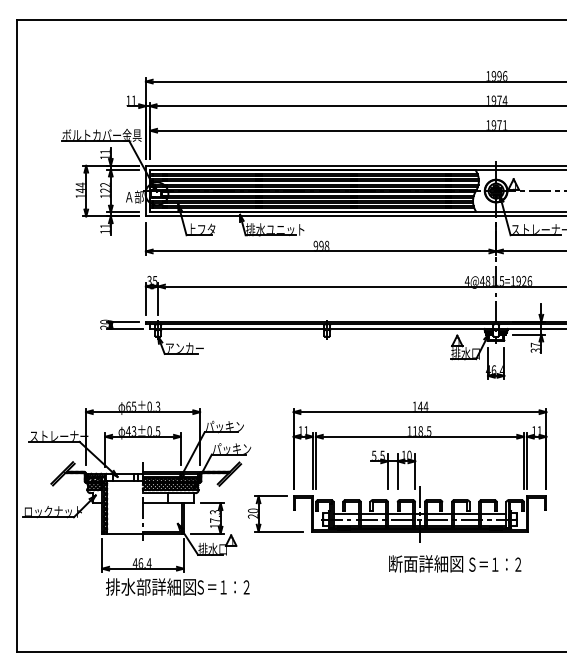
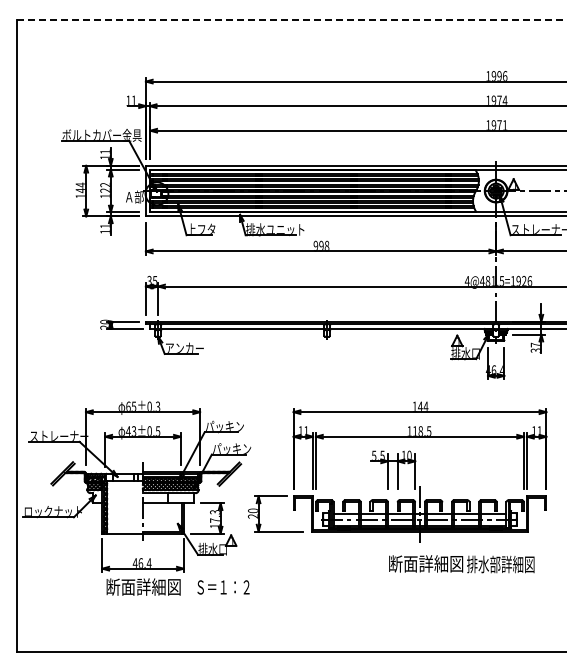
line: solid -> dashed (291, 20)
text: Ｓ＝１：２ -> 排水部詳細図 (500, 564)
text: 排水部詳細図 -> 断面詳細図 (150, 586)
